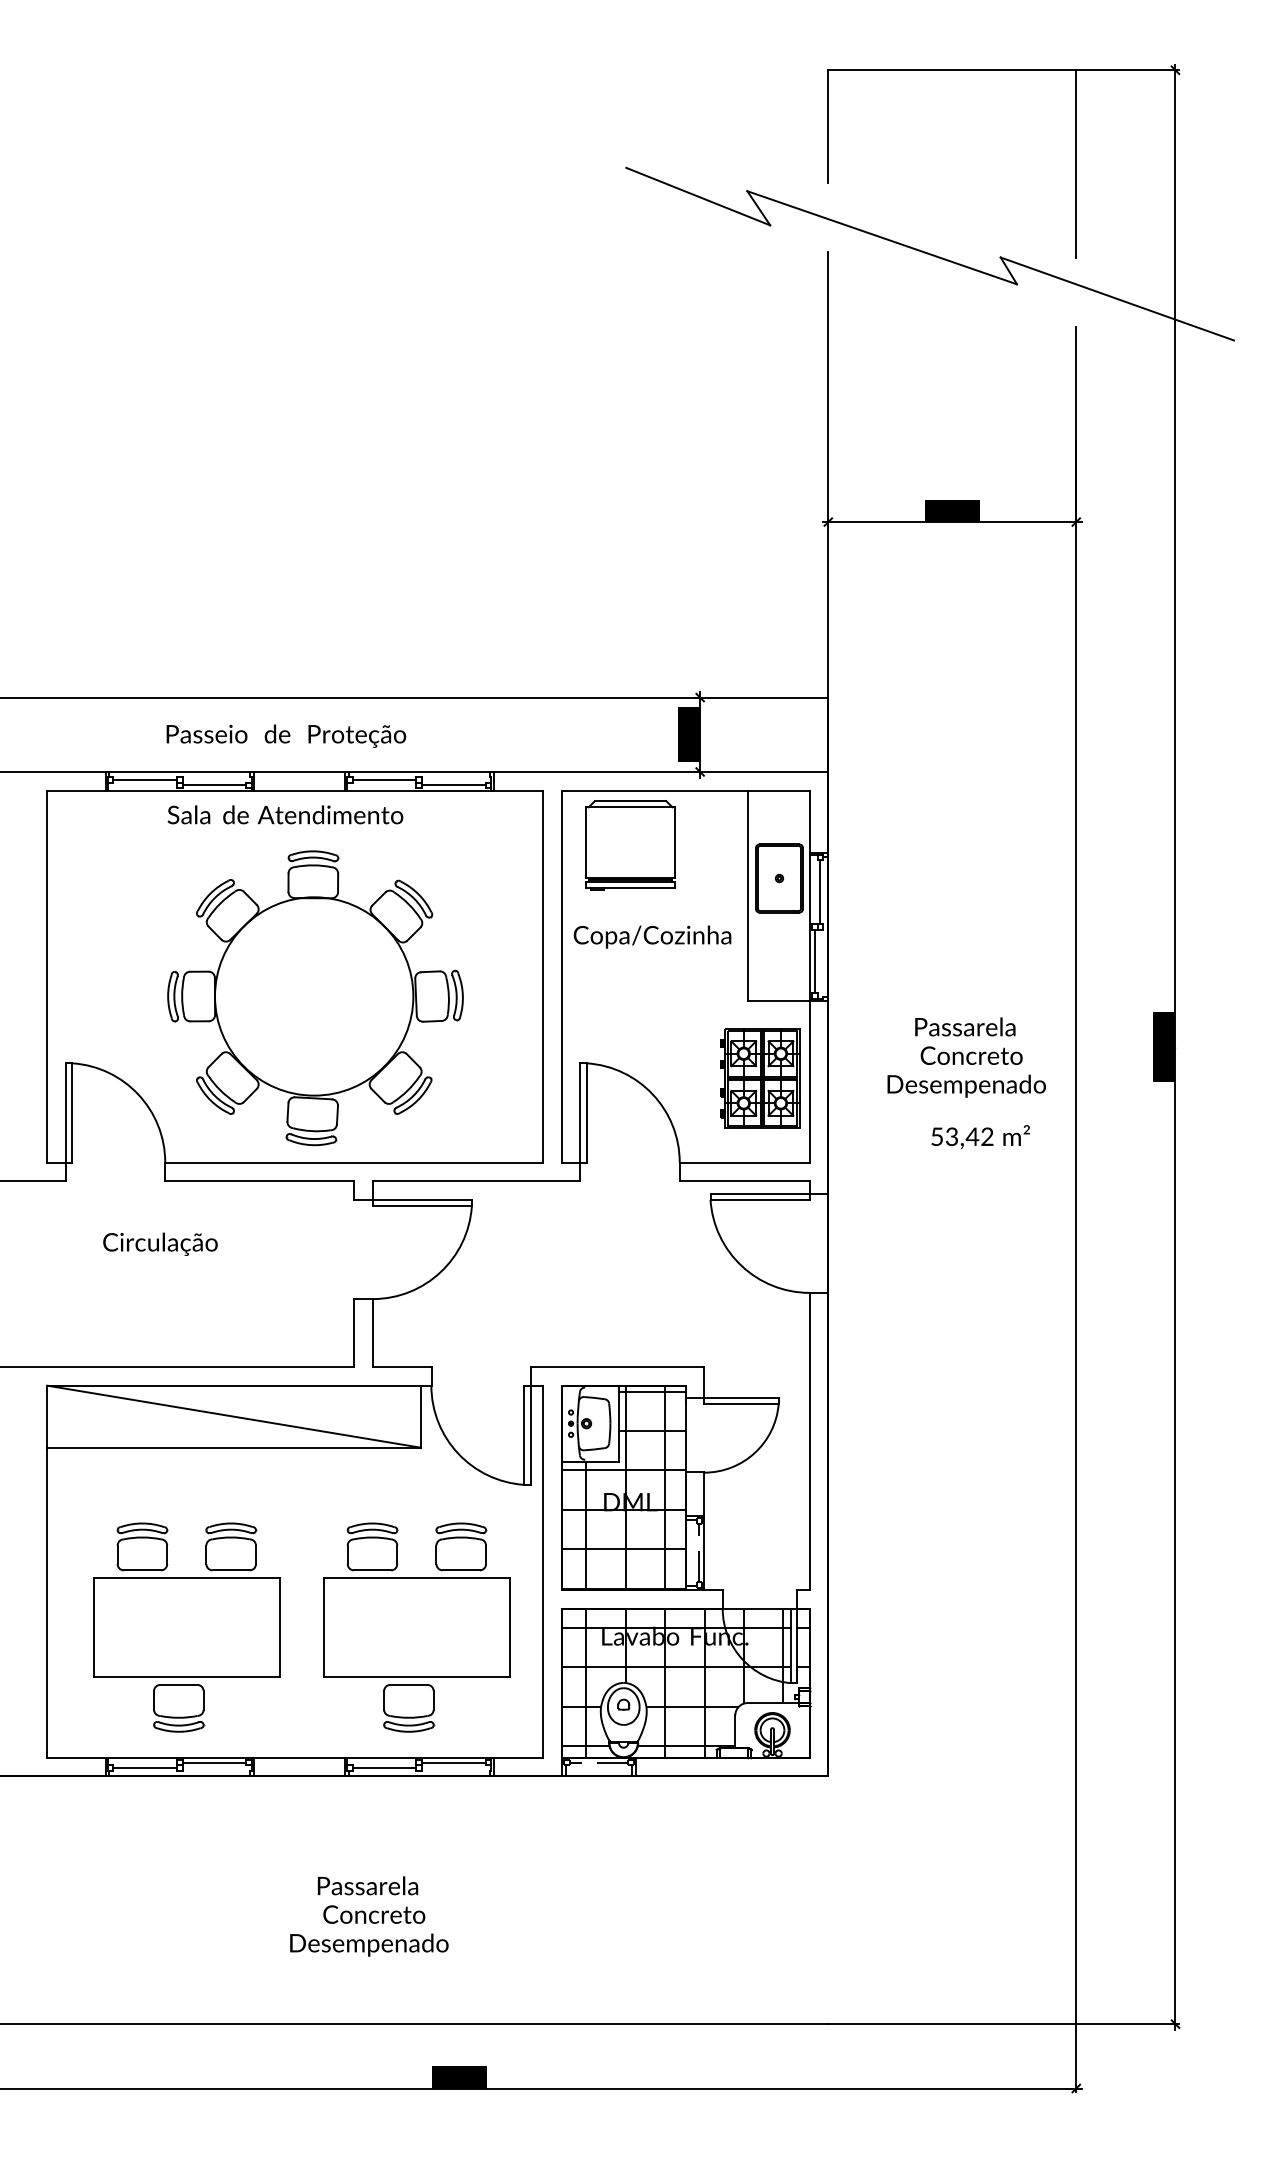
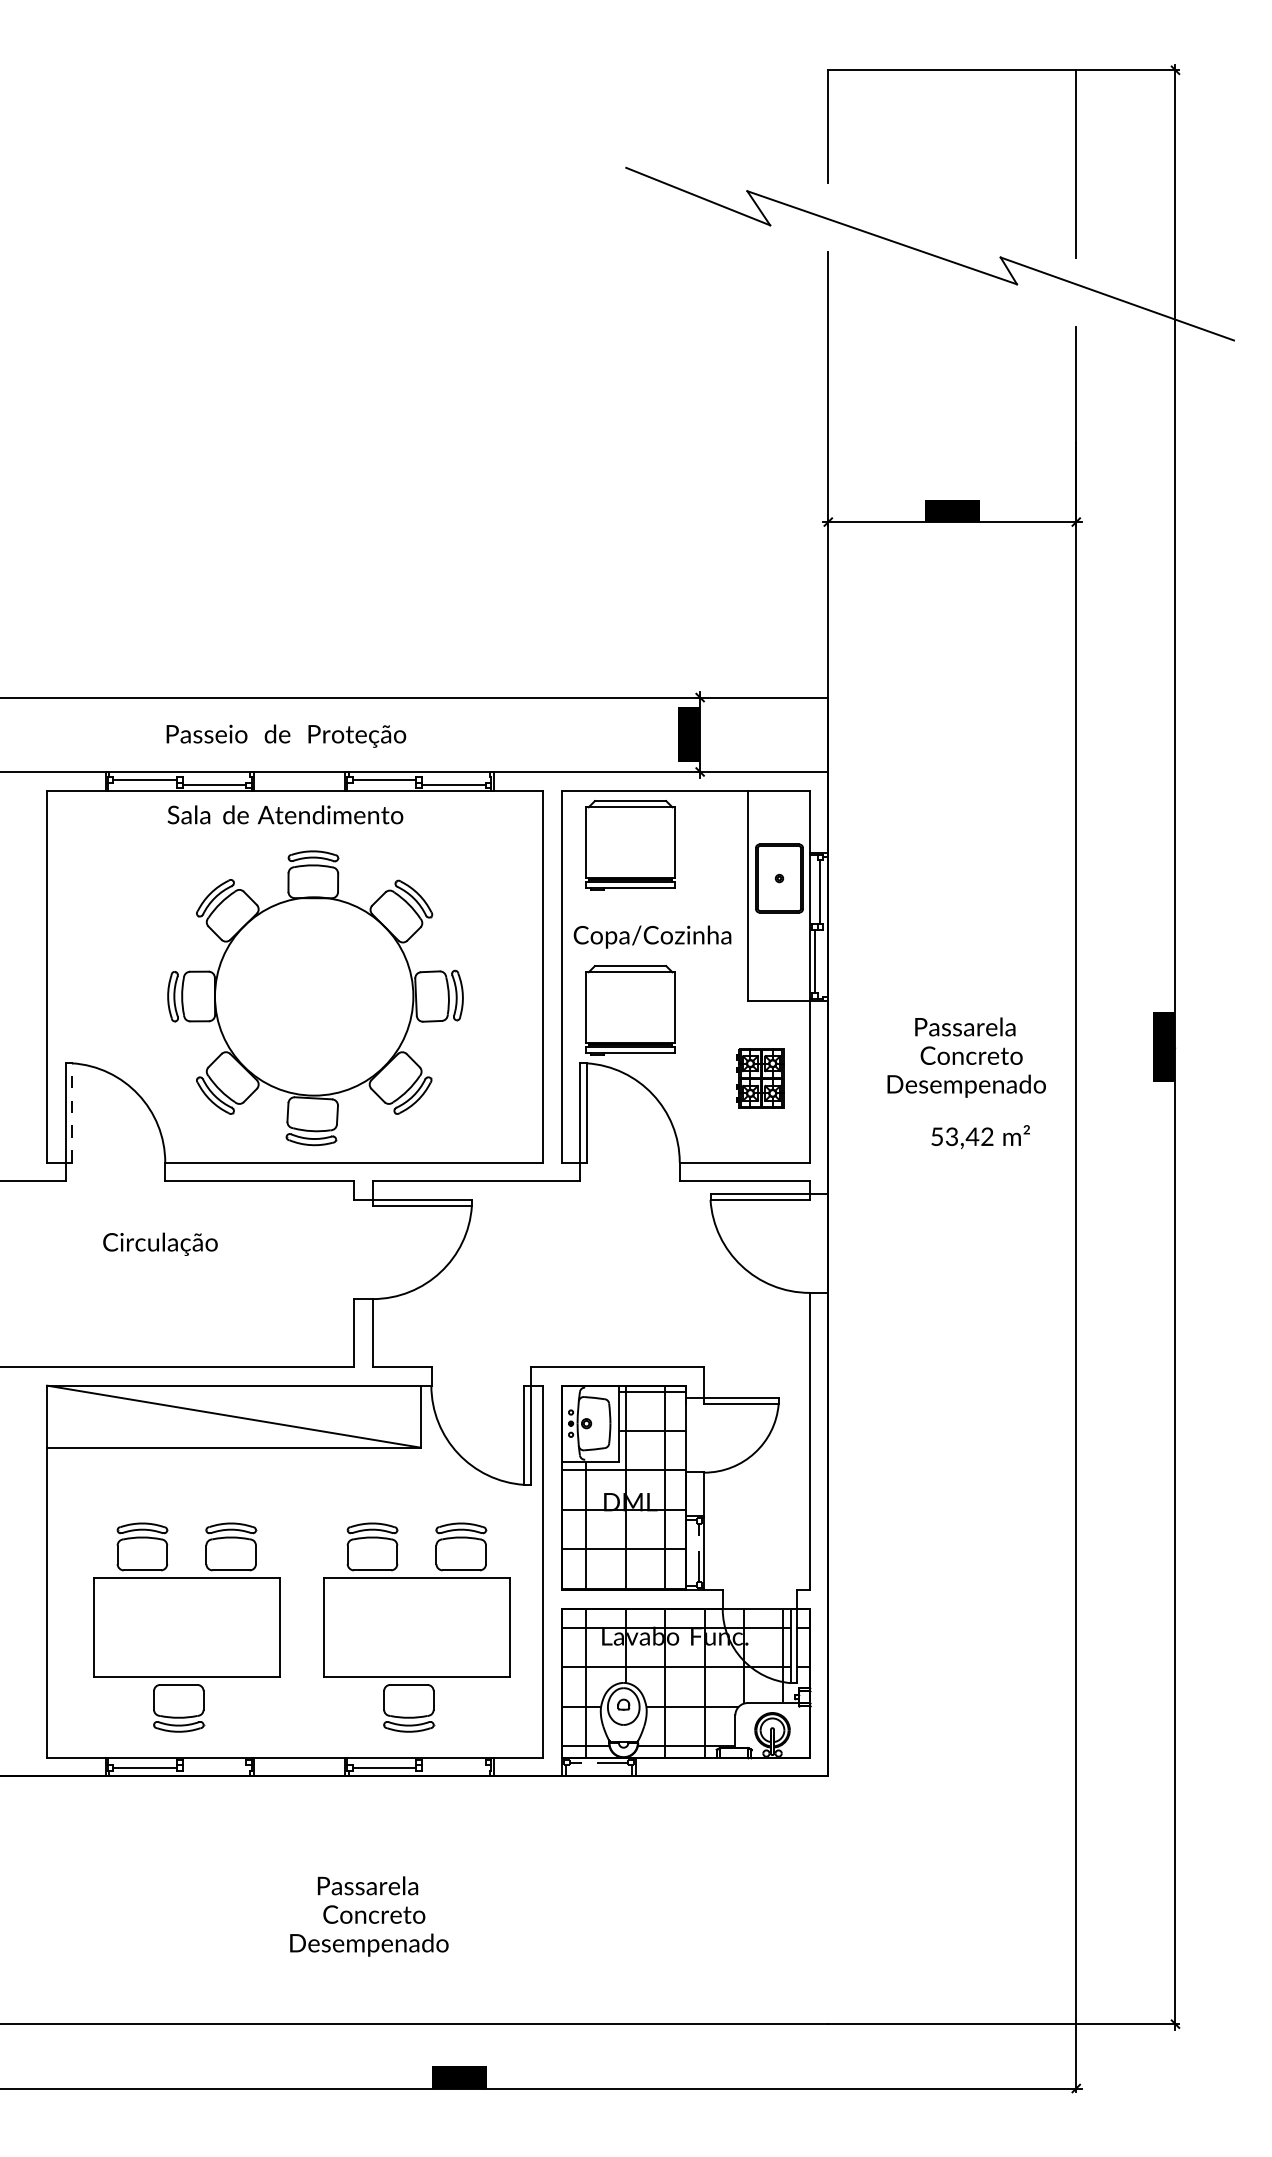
part: none -> present (630, 1010)
part size: 81x101 px -> 49x61 px (760, 1078)
line: solid -> dashed (72, 1112)
line: present -> none (214, 1762)
line: present -> none (453, 1762)
